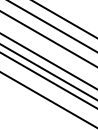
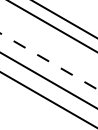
line: present -> none (48, 38)
line: solid -> dashed (49, 61)
line: present -> none (48, 71)
